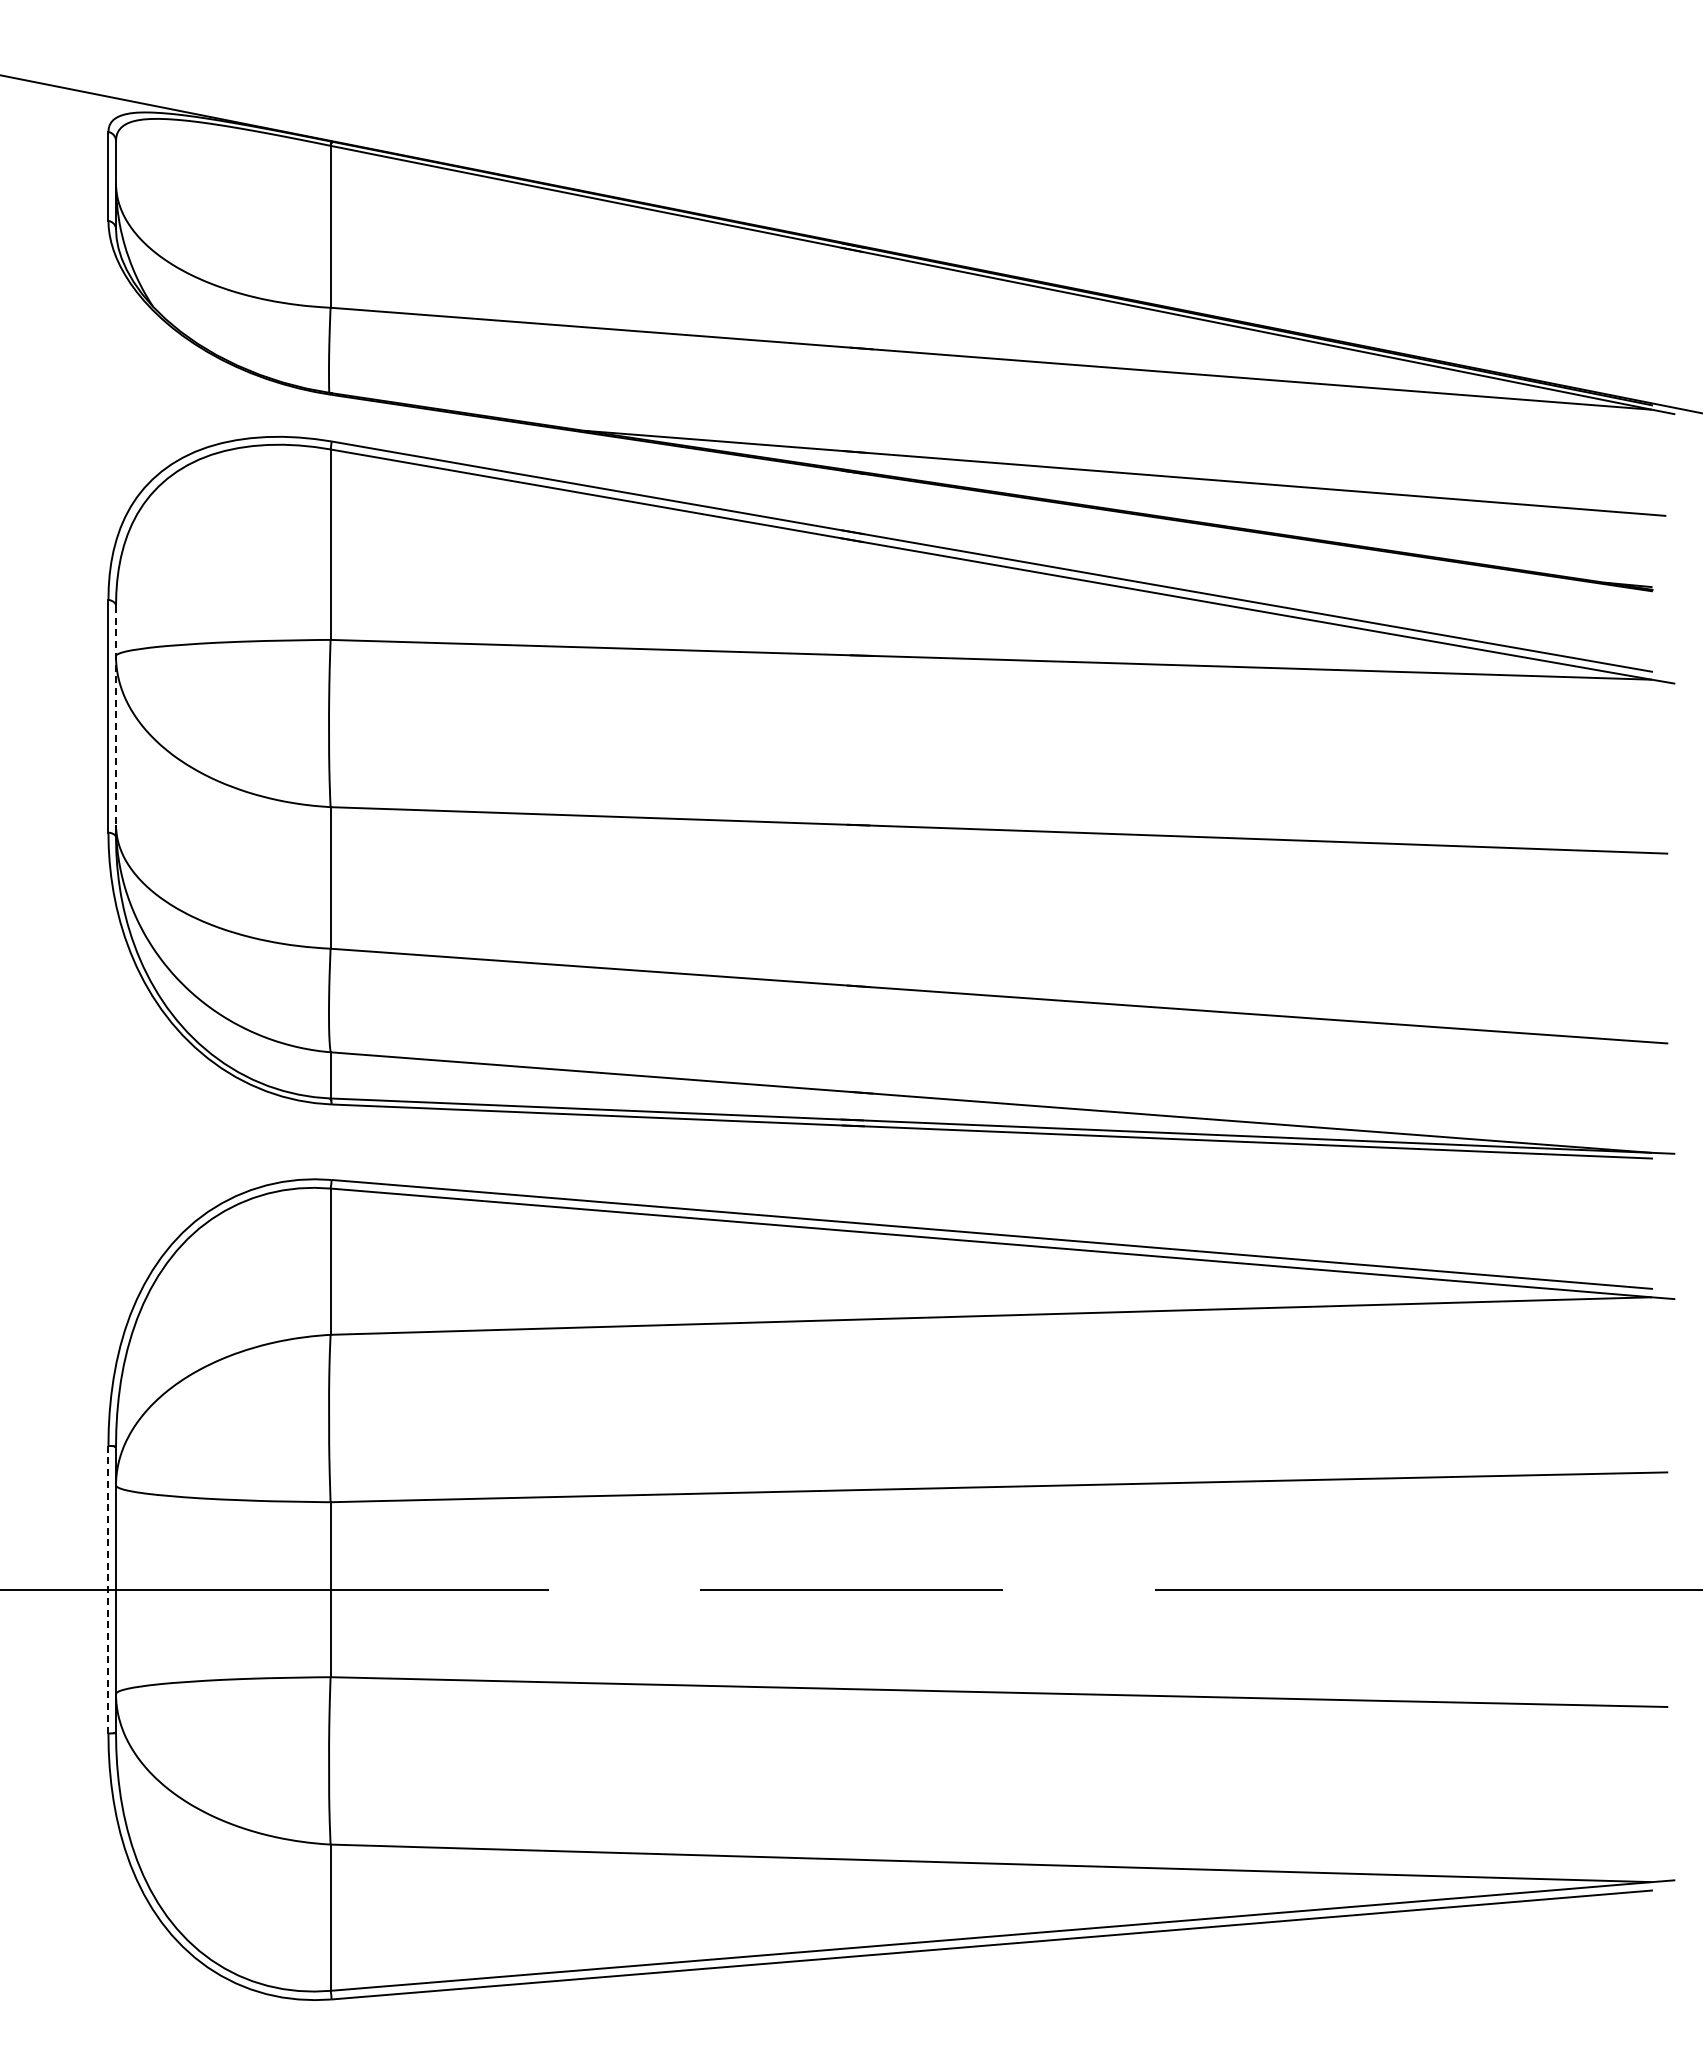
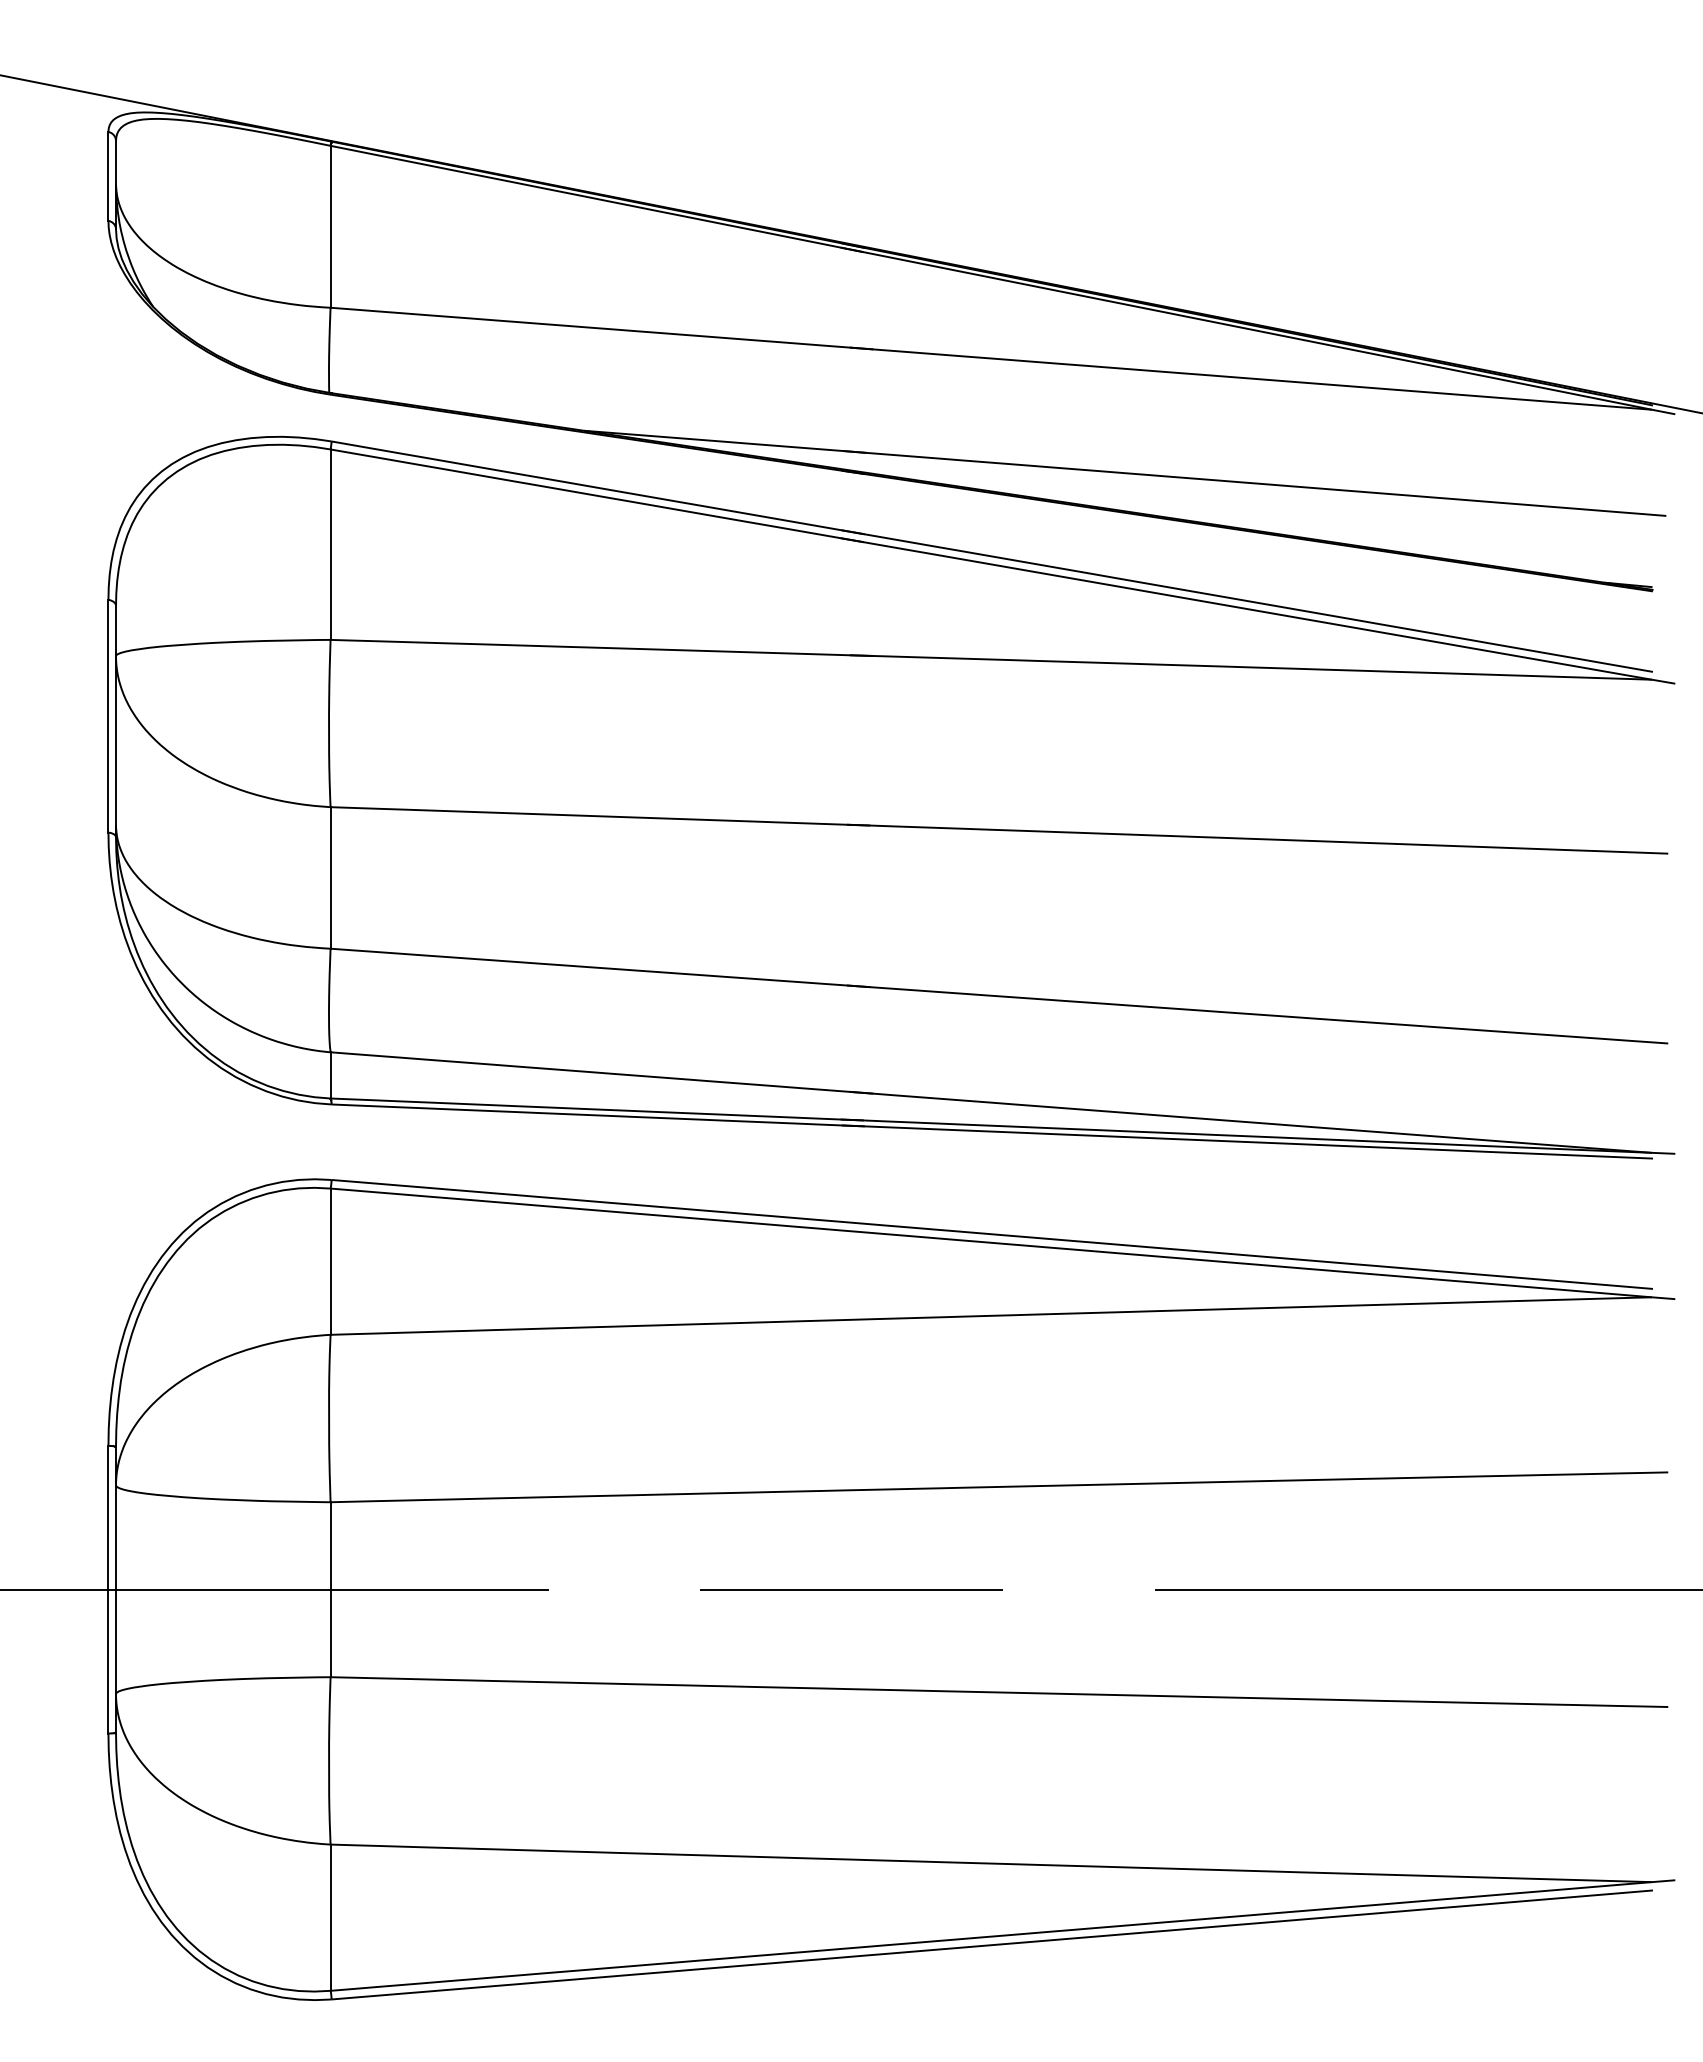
line: dashed -> solid (116, 721)
line: dashed -> solid (108, 1589)
